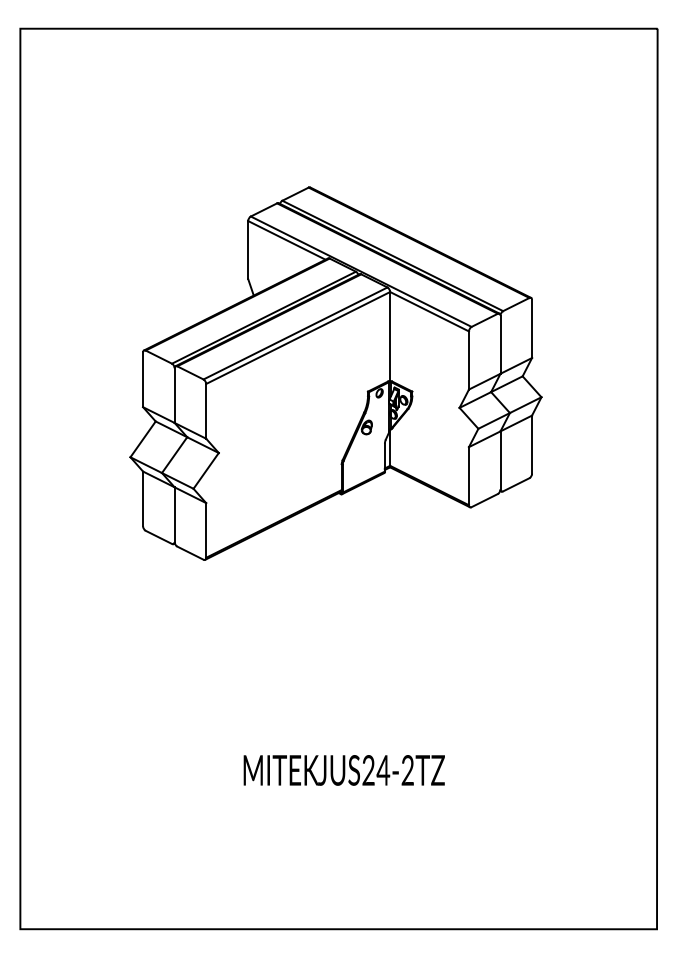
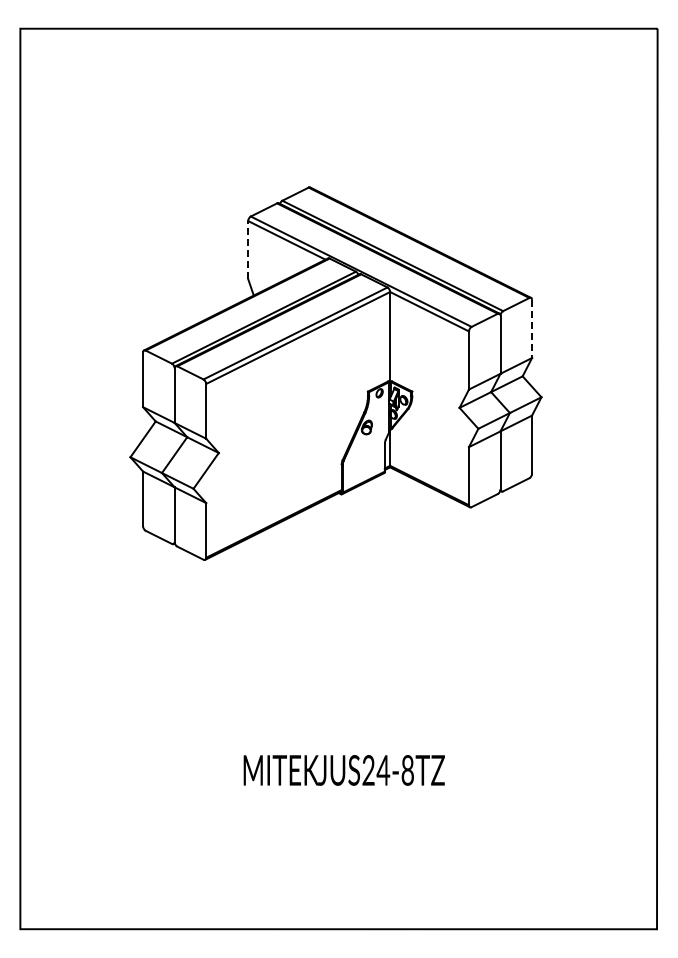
line: solid -> dashed (248, 249)
line: solid -> dashed (532, 329)
text: JUS24-2TZ -> JUS24-8TZ (407, 770)
